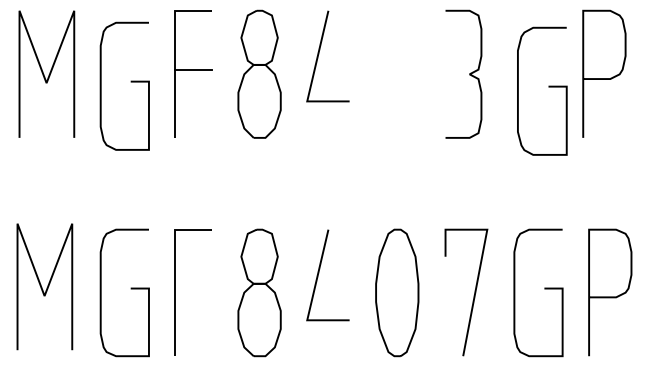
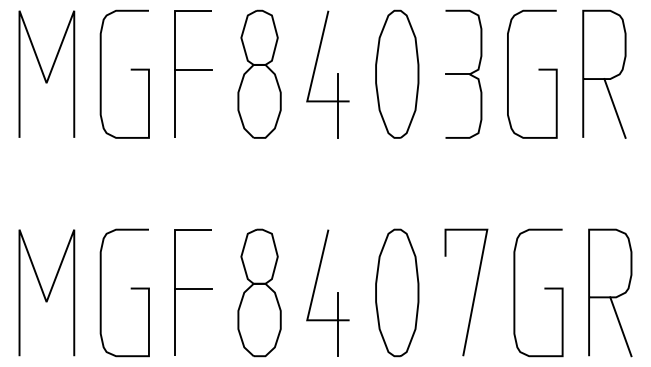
part: none -> present (397, 73)
line: none -> present (457, 74)
curve position: (130, 82) -> (130, 70) (130, 70)
curve position: (548, 87) -> (538, 70) (538, 70)
line: none -> present (337, 105)
line: none -> present (614, 108)
line position: (42, 287) -> (44, 293) (44, 293)
line: none -> present (193, 288)
line: none -> present (337, 324)
line: none -> present (620, 326)
